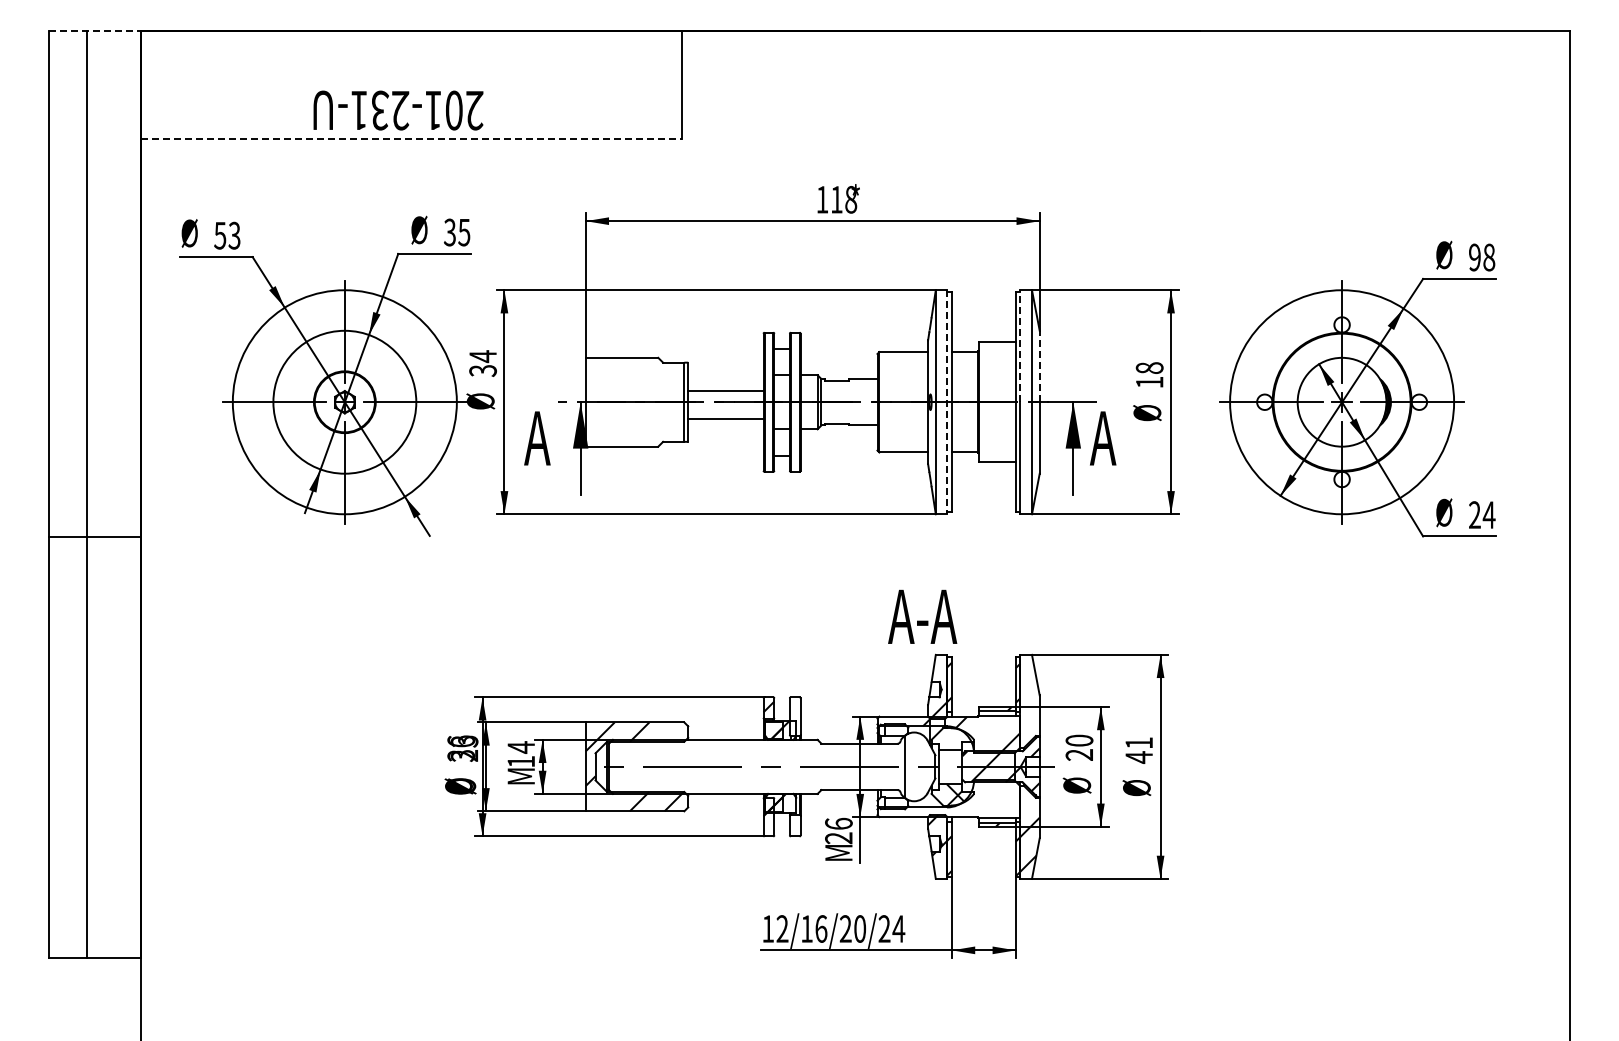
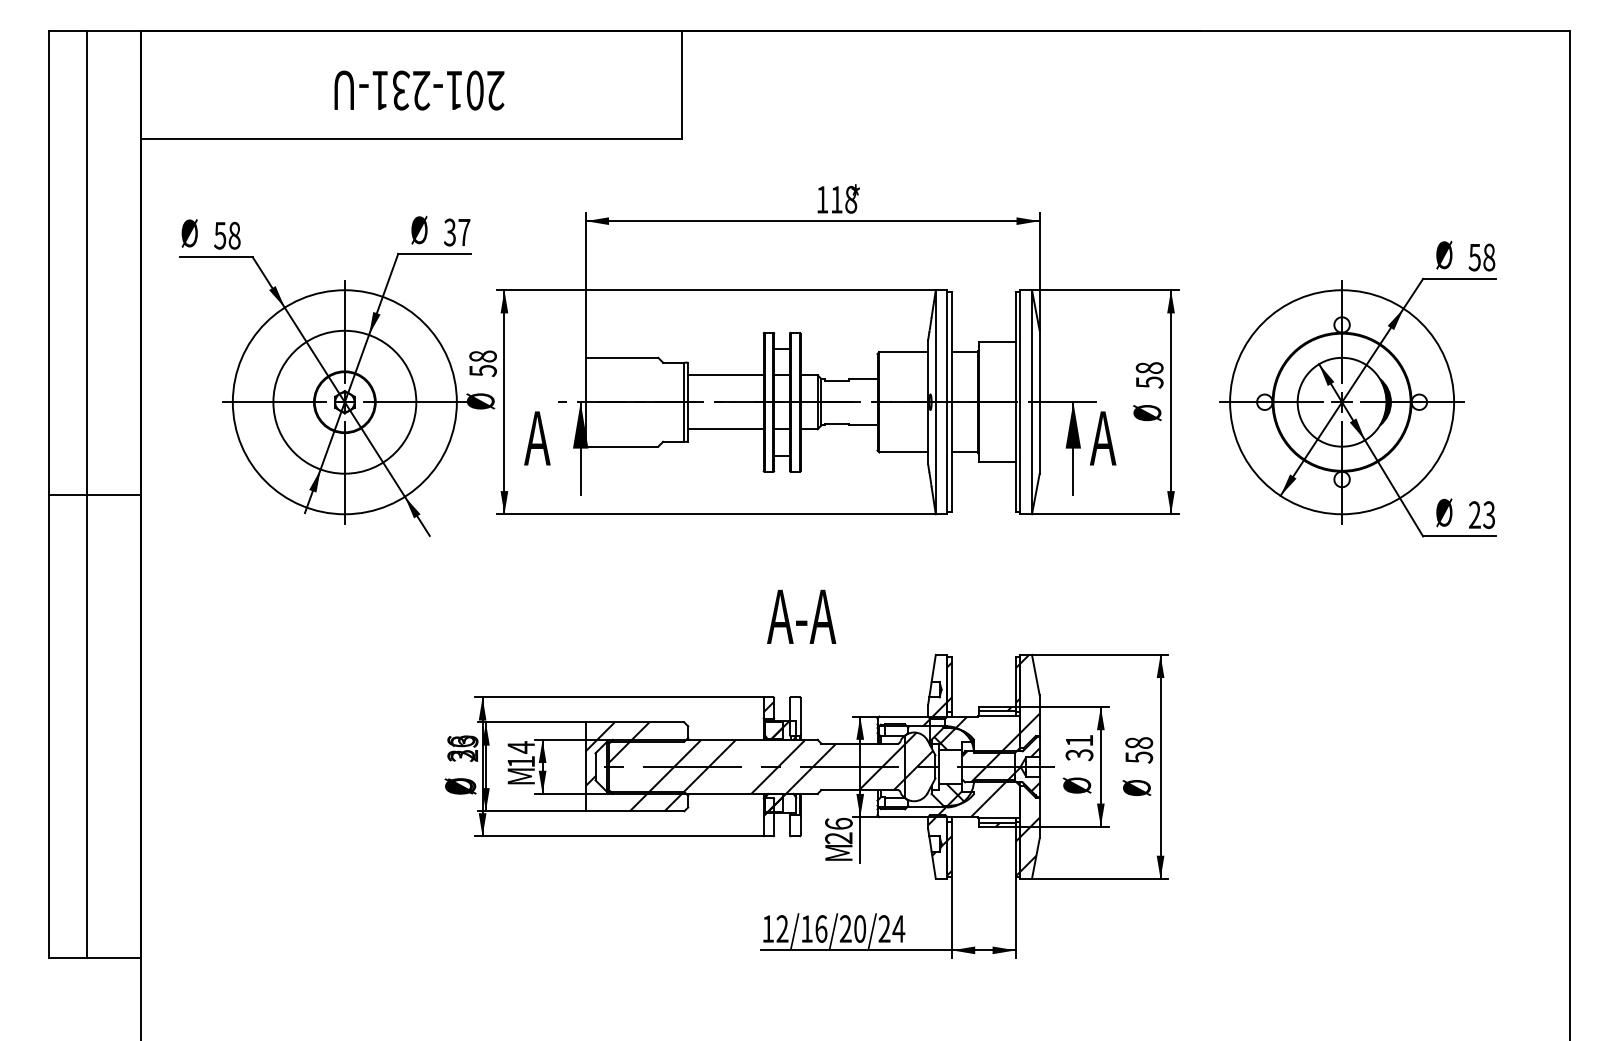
line: dashed -> solid (95, 31)
text position: (398, 110) -> (419, 90) (419, 90)
line: dashed -> solid (412, 139)
text: 35 -> 37 (464, 232)
text: 53 -> 58 (234, 235)
text: 98 -> 58 (1474, 257)
line: dashed -> solid (1020, 345)
text: 34 -> 58 (482, 363)
line: dashed -> solid (1039, 366)
text: 18 -> 58 (1149, 382)
line position: (725, 391) -> (725, 375) (725, 375)
line: dashed -> solid (947, 402)
line position: (725, 419) -> (725, 429) (725, 429)
text: 24 -> 23 (1488, 514)
line position: (94, 536) -> (94, 494) (94, 494)
text position: (922, 616) -> (801, 616) (801, 616)
hatch: none -> present (1029, 693)
hatch: none -> present (953, 738)
text: 20 -> 31 (1079, 747)
text: 41 -> 58 (1139, 750)
hatch: none -> present (771, 762)
hatch: none -> present (971, 798)
